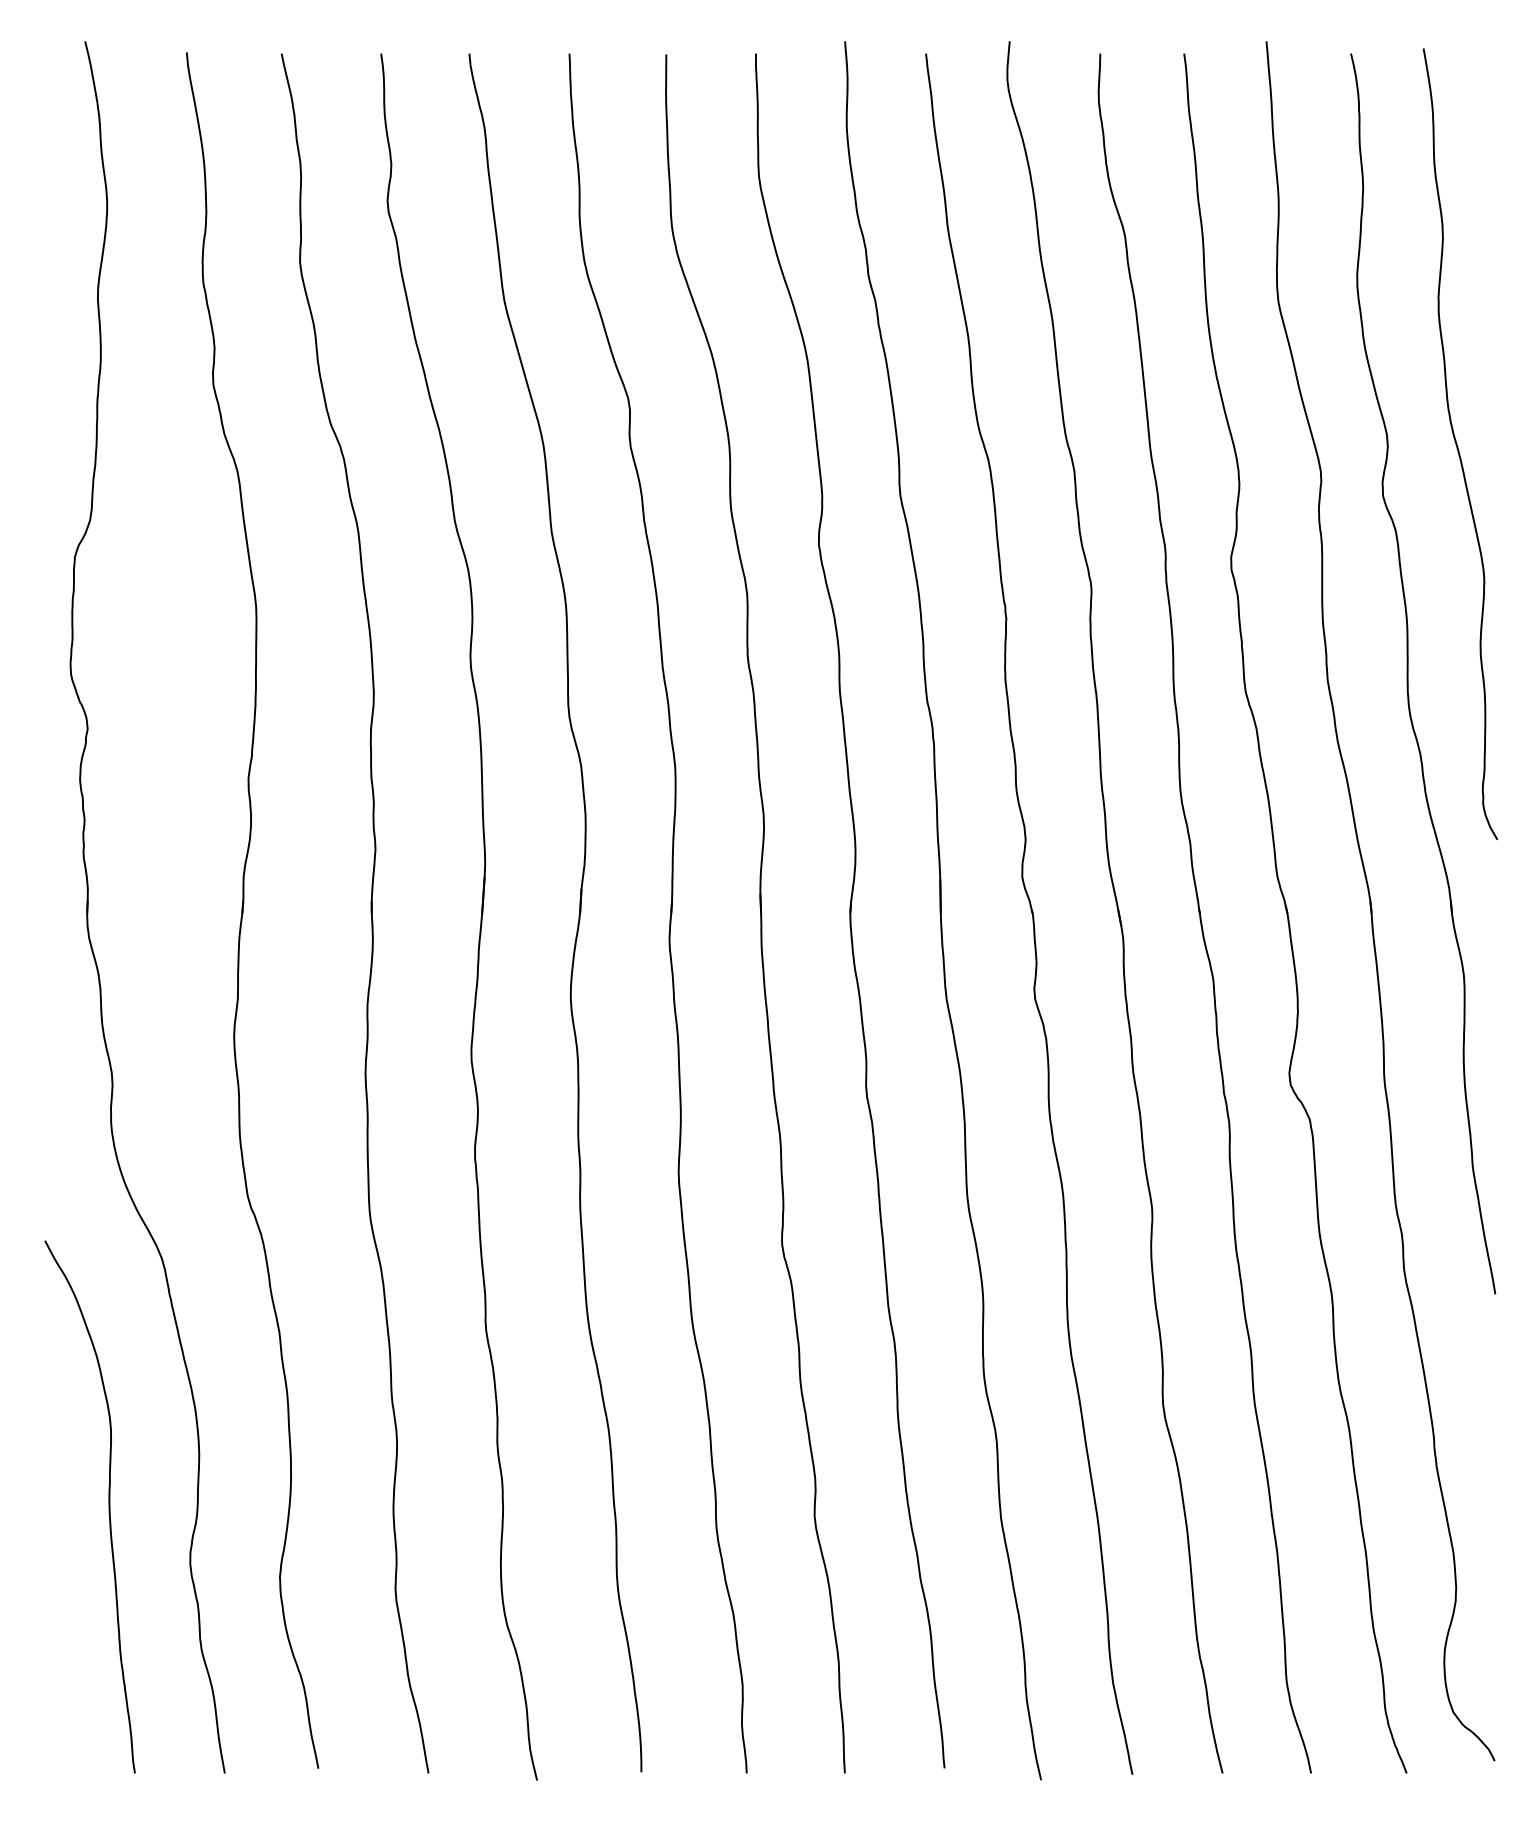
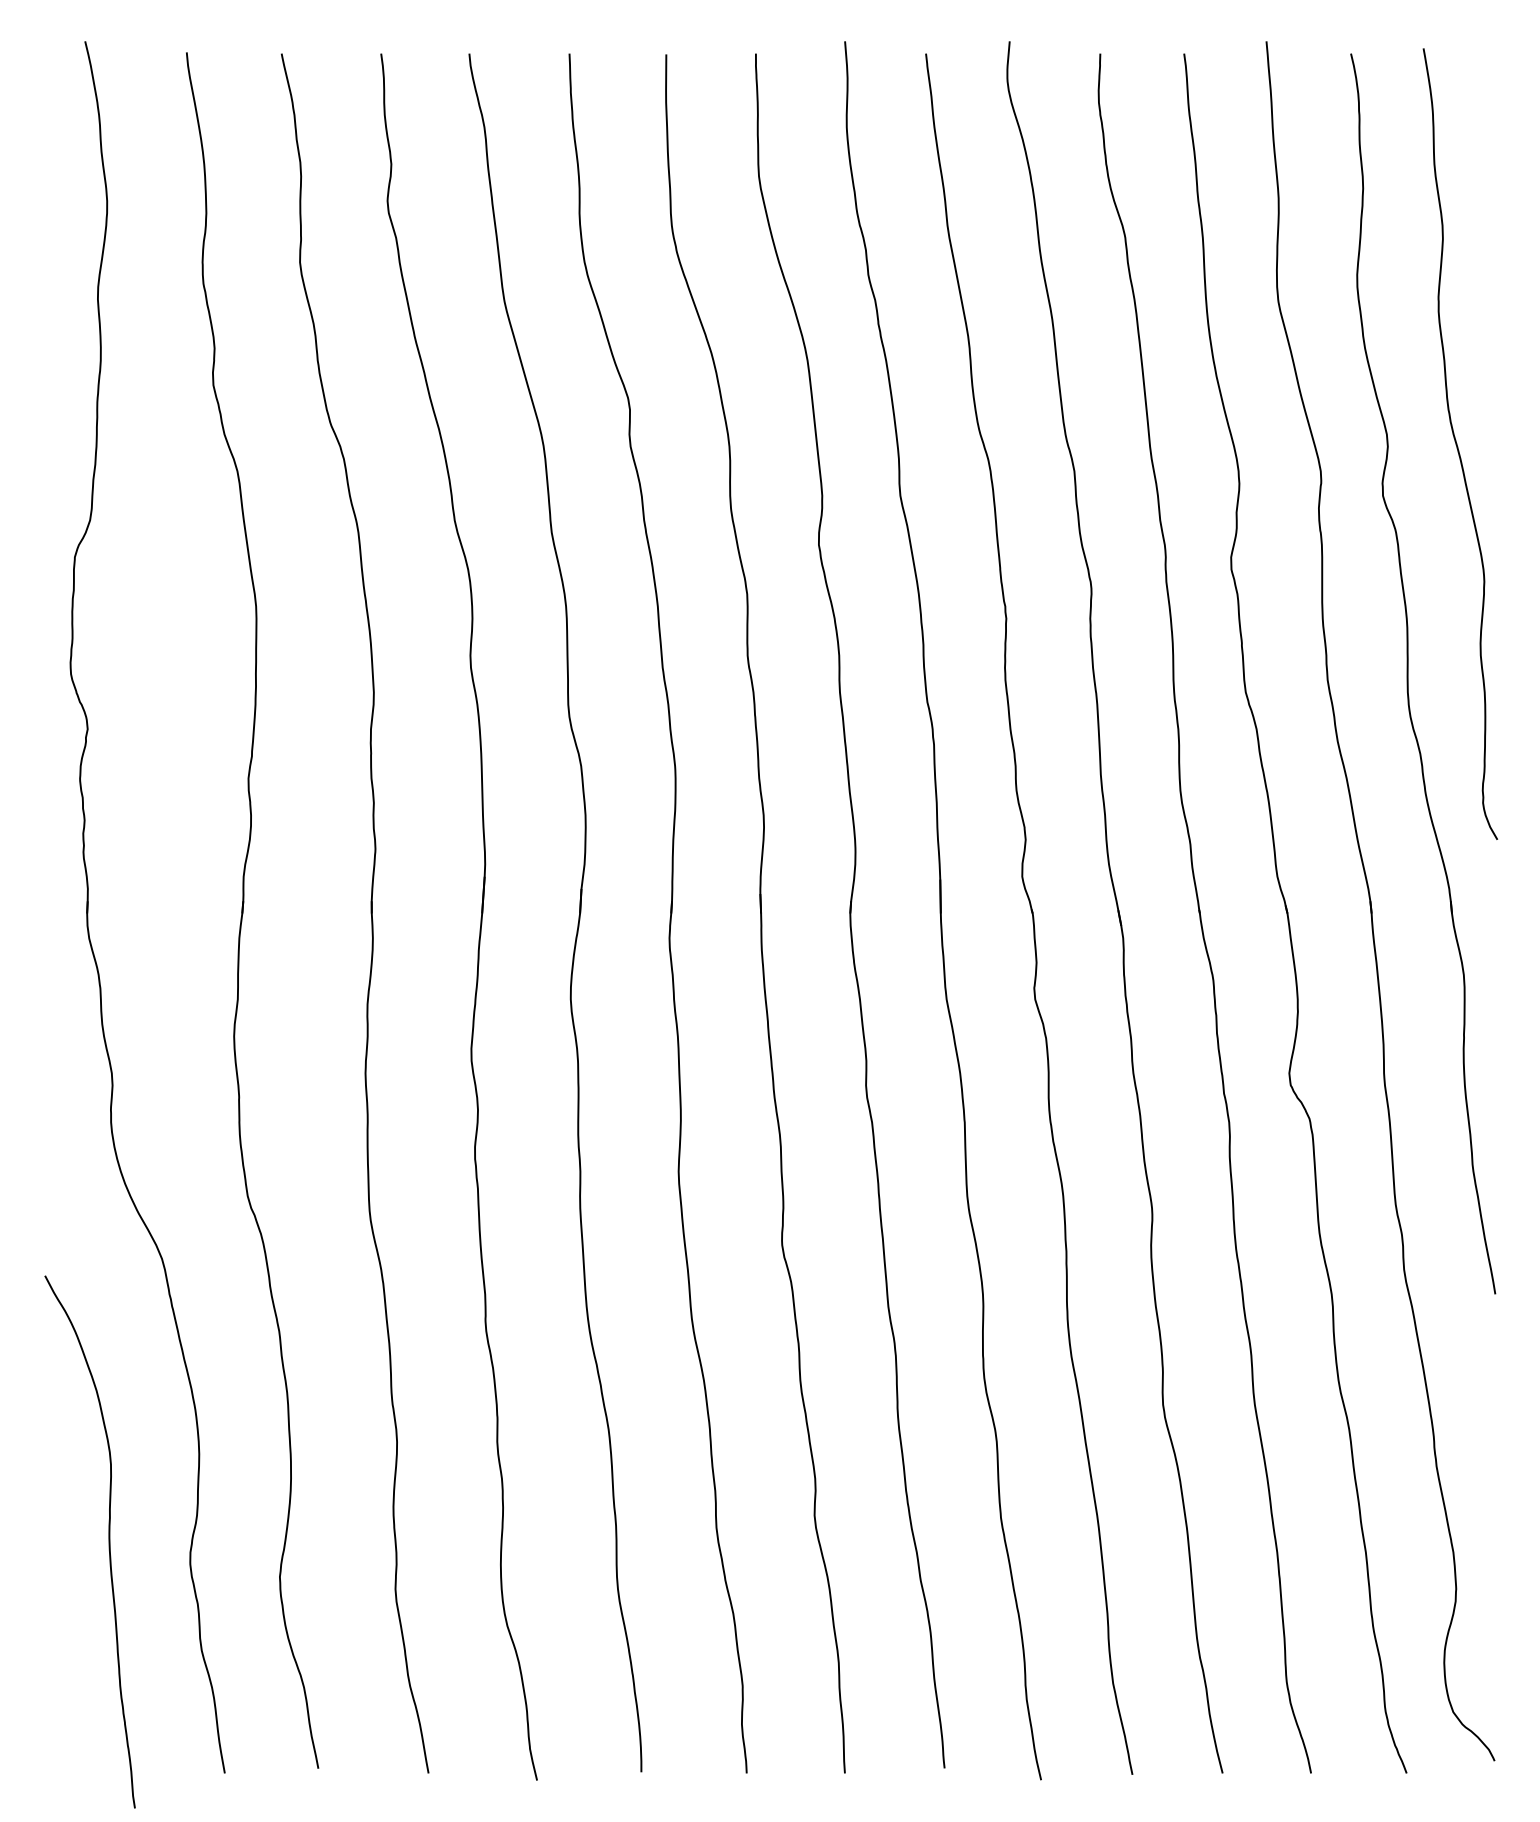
curve position: (108, 1506) -> (108, 1541) (108, 1541)
